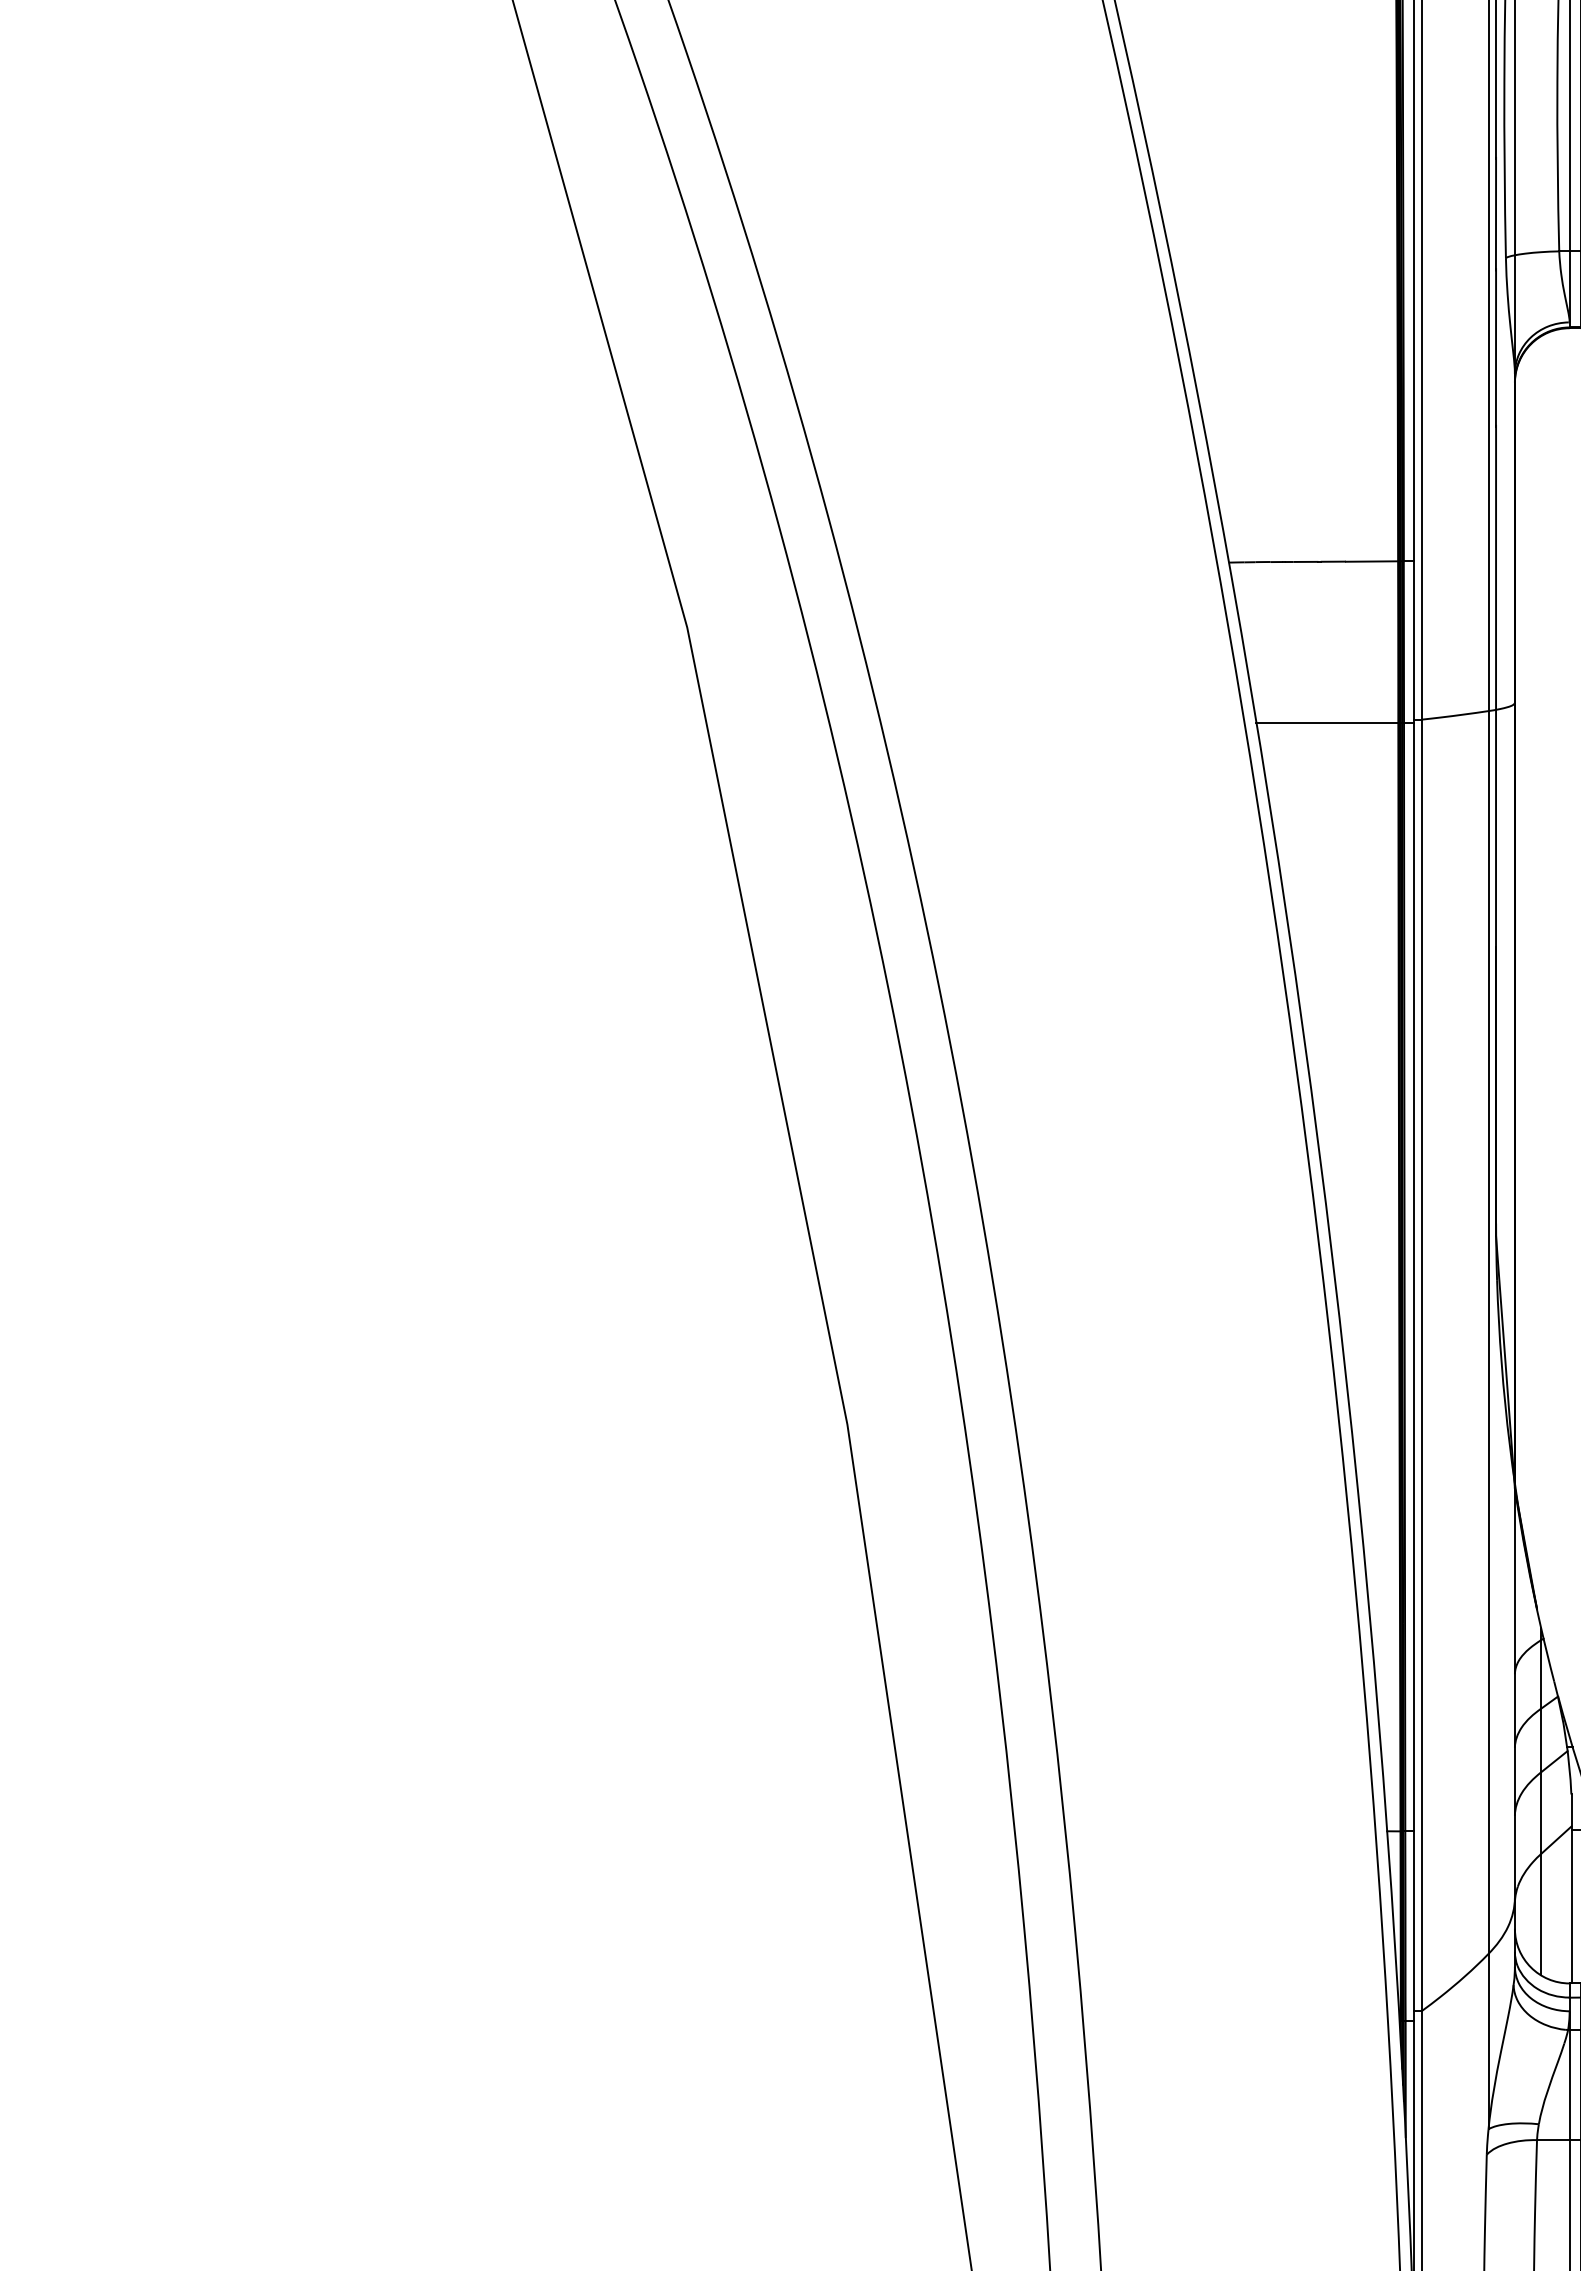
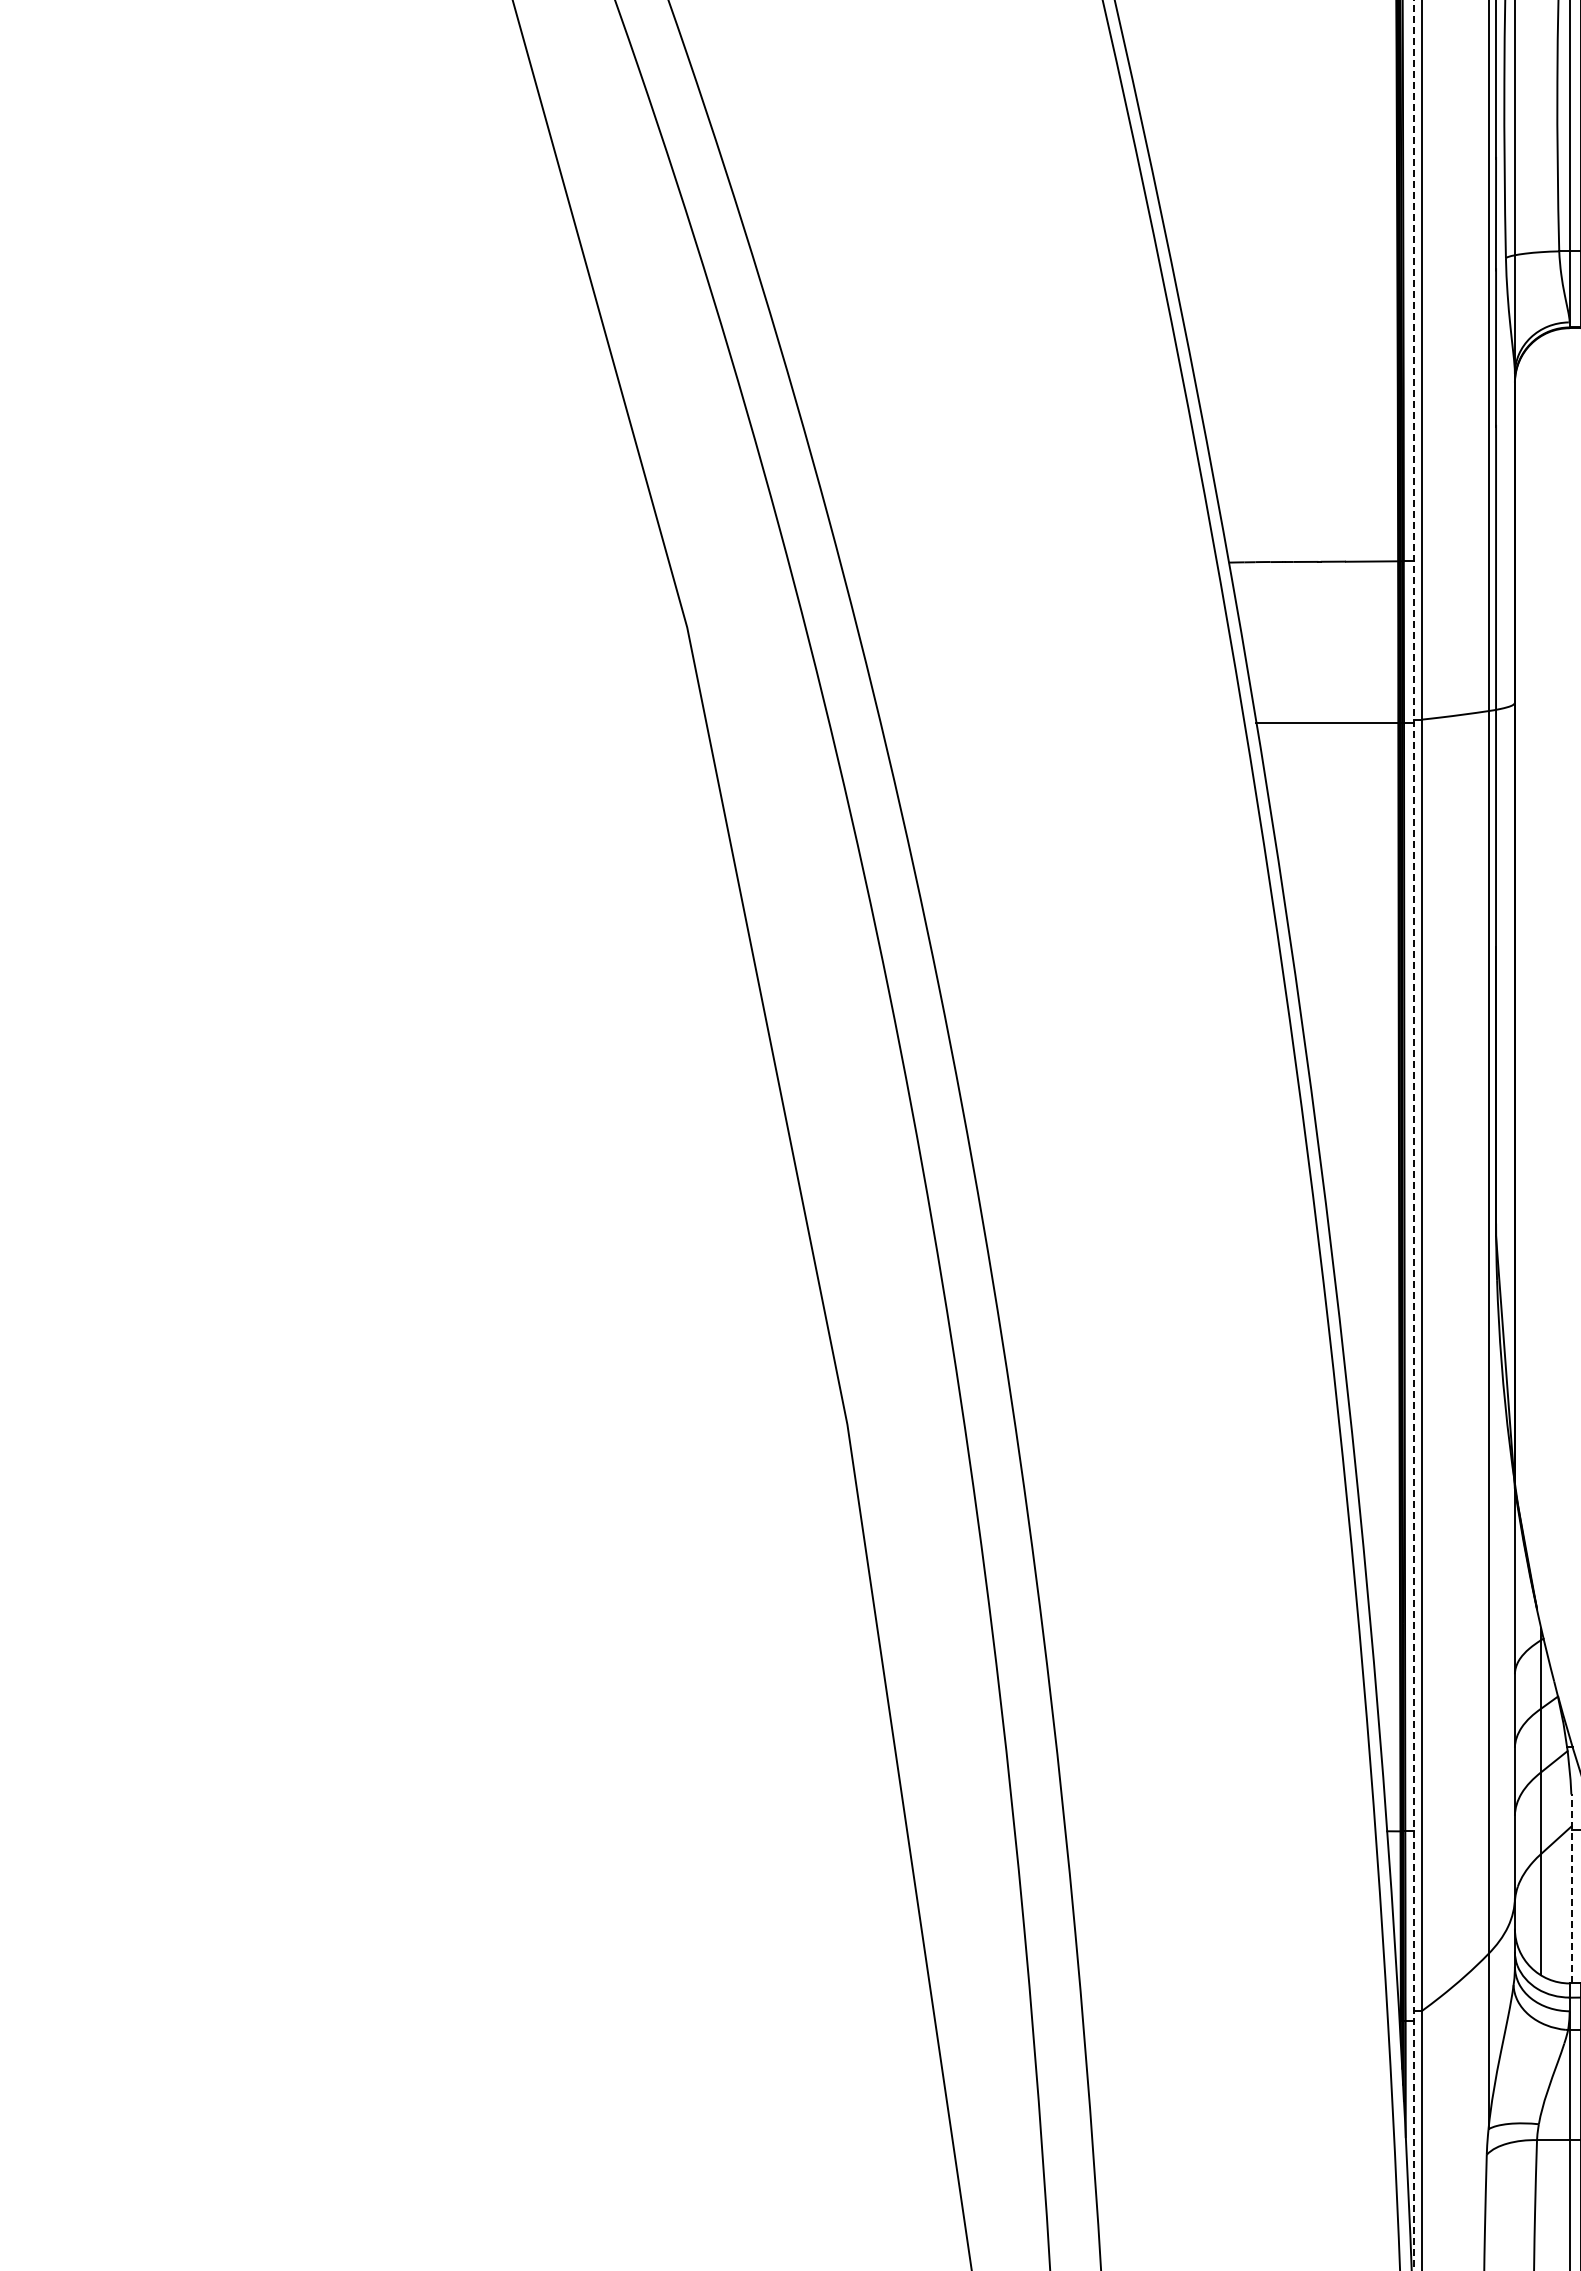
line: solid -> dashed (1414, 1135)
line: solid -> dashed (1571, 1888)
